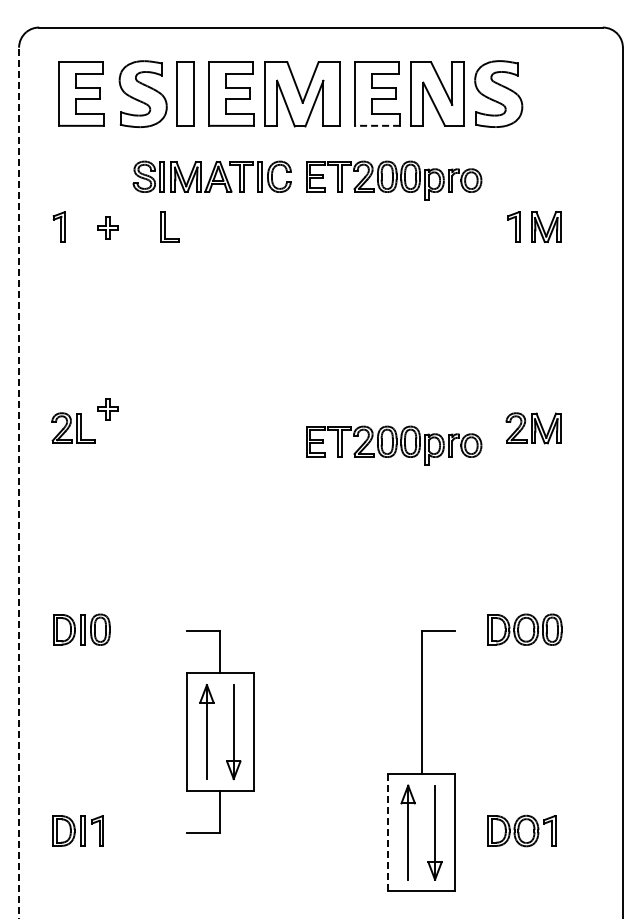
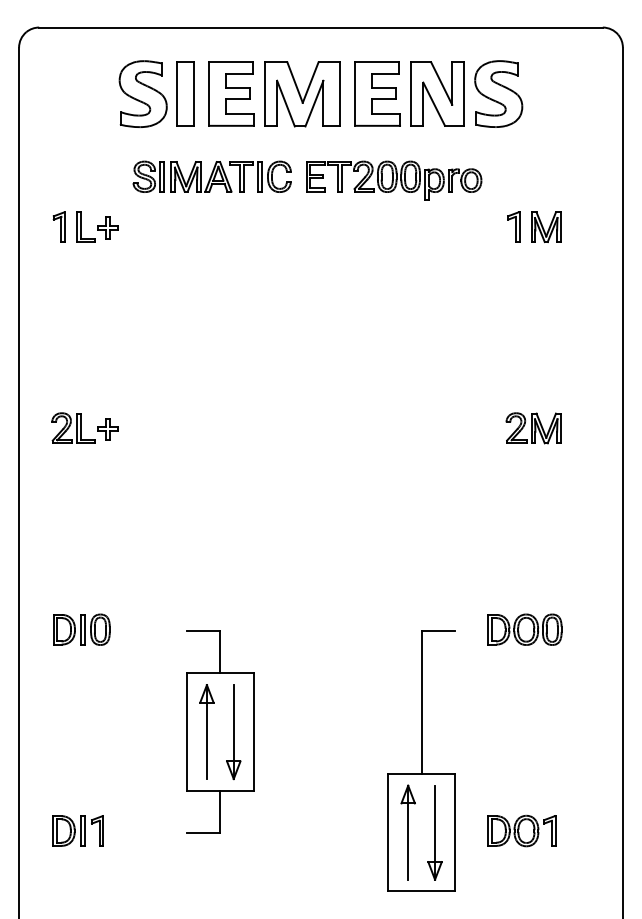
part: present -> none (81, 93)
line: dashed -> solid (377, 125)
part position: (169, 226) -> (85, 226) (85, 226)
part position: (107, 409) -> (107, 429) (107, 429)
part: present -> none (394, 445)
line: dashed -> solid (19, 482)
line: dashed -> solid (388, 832)
